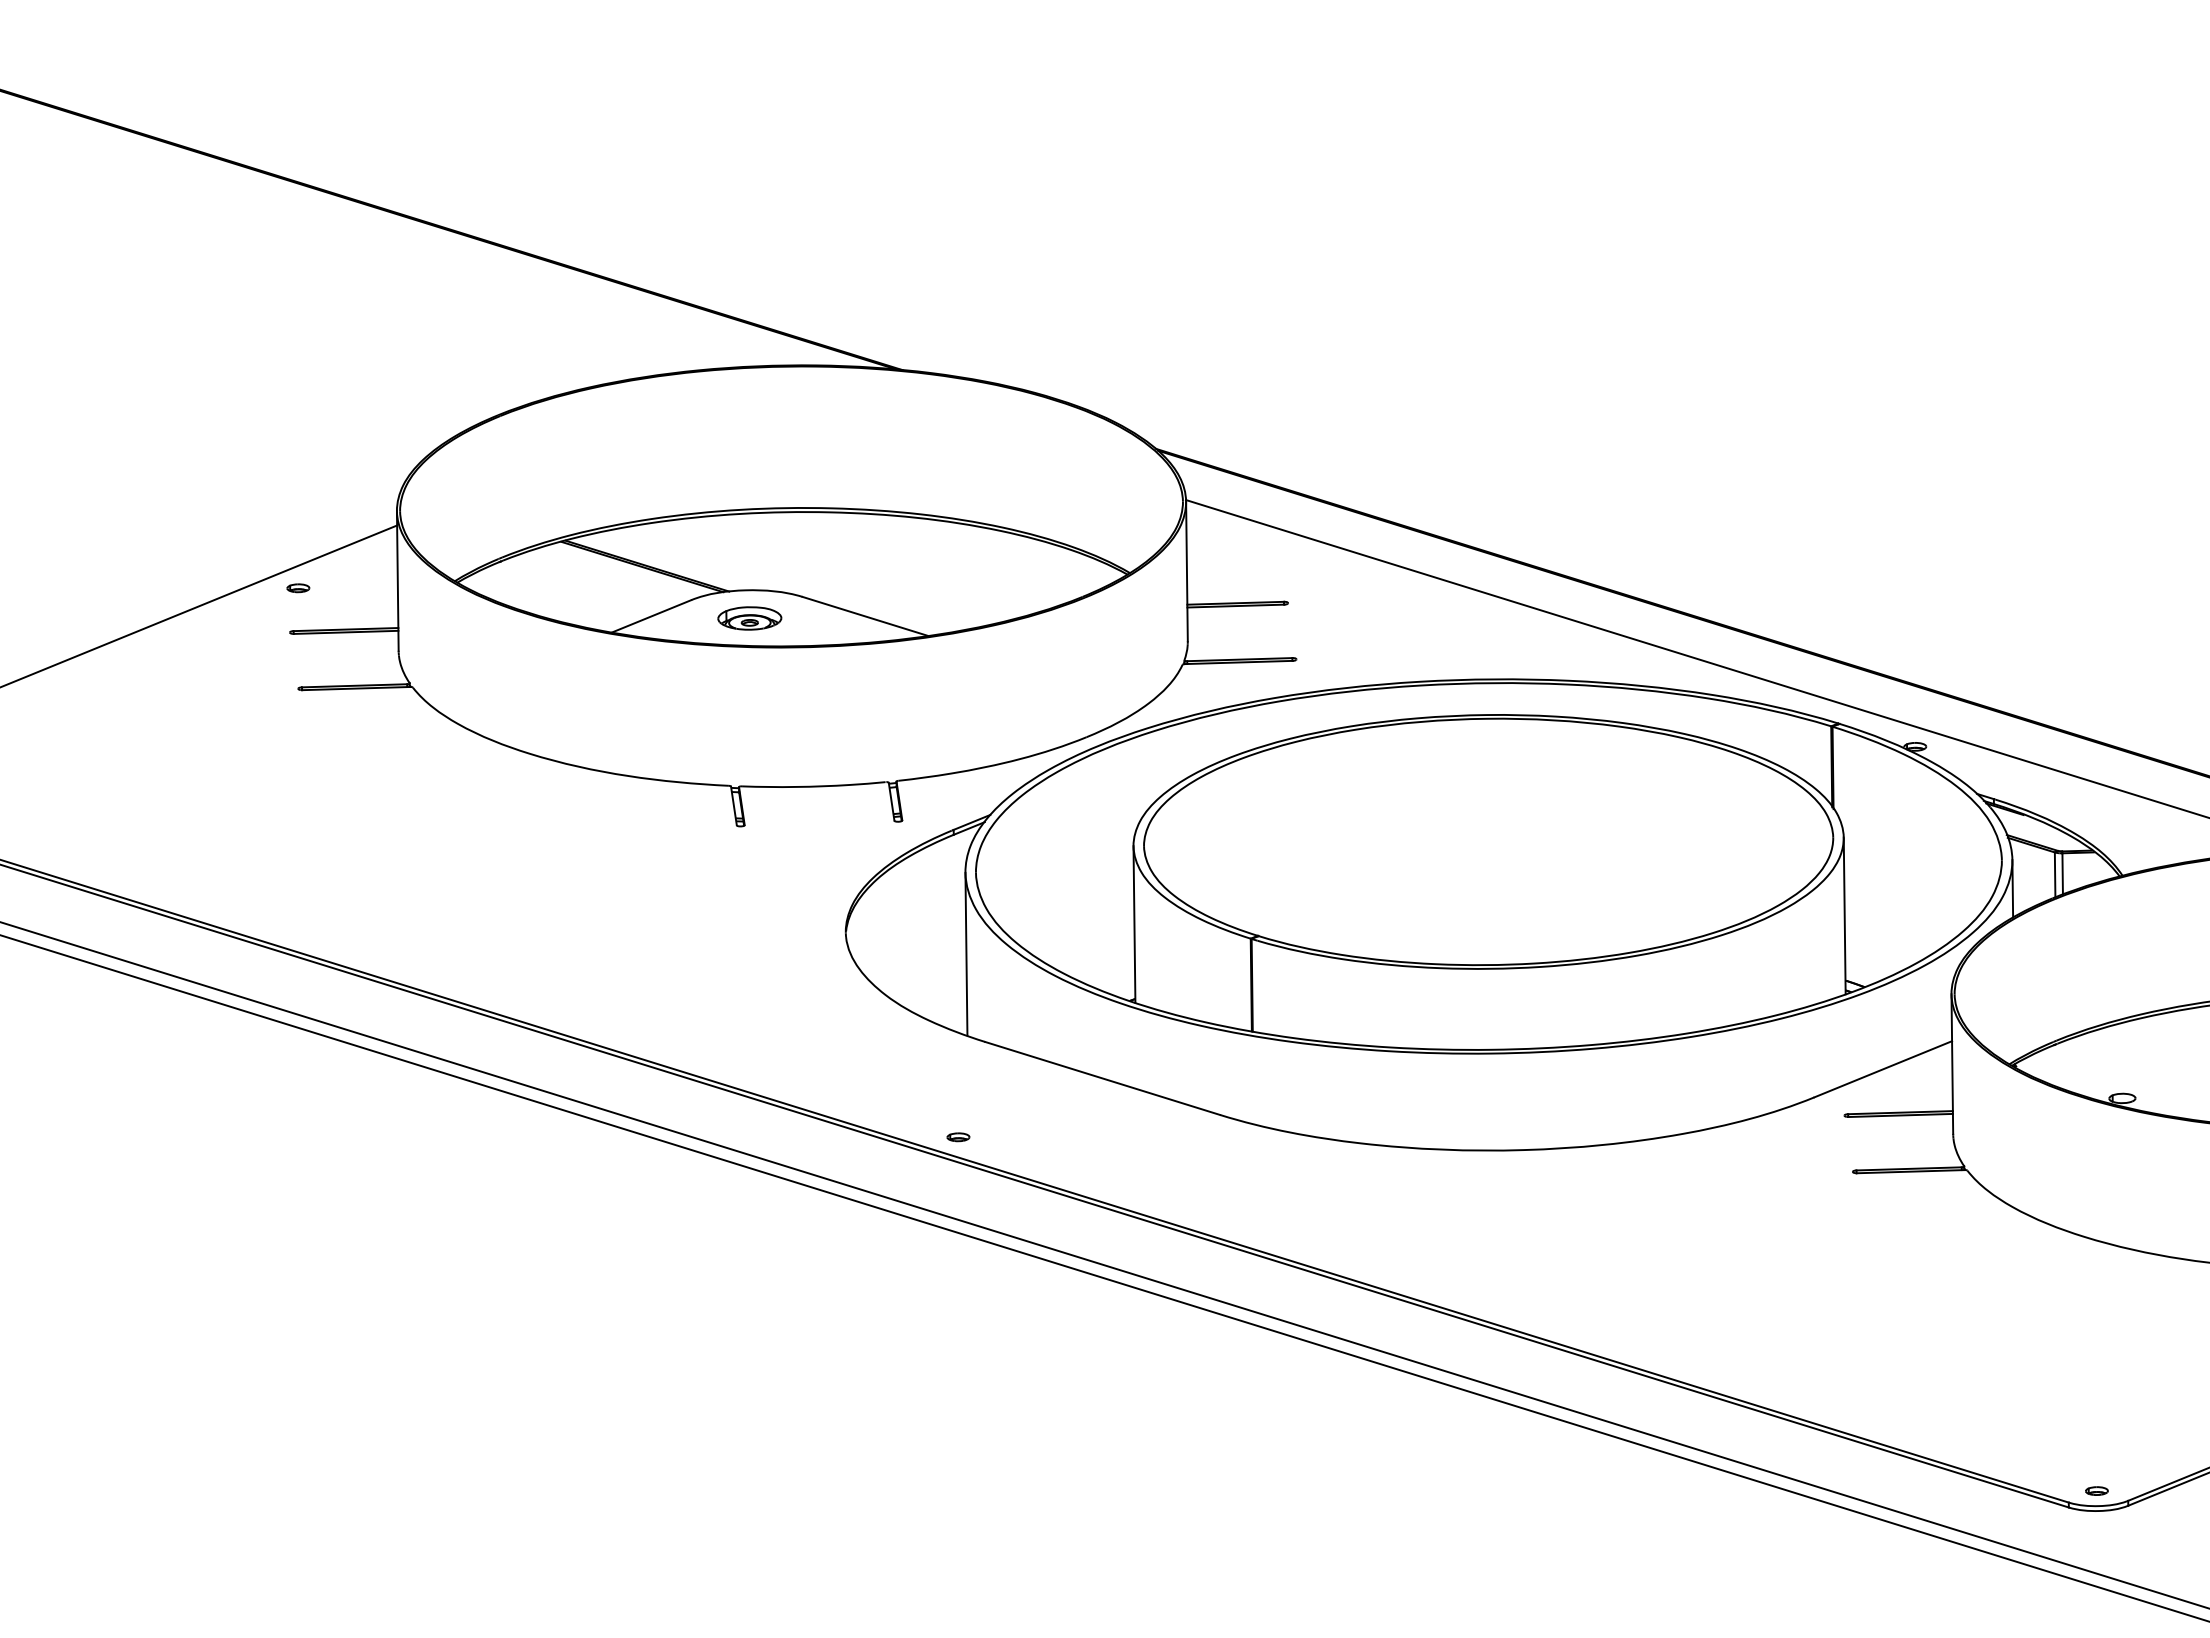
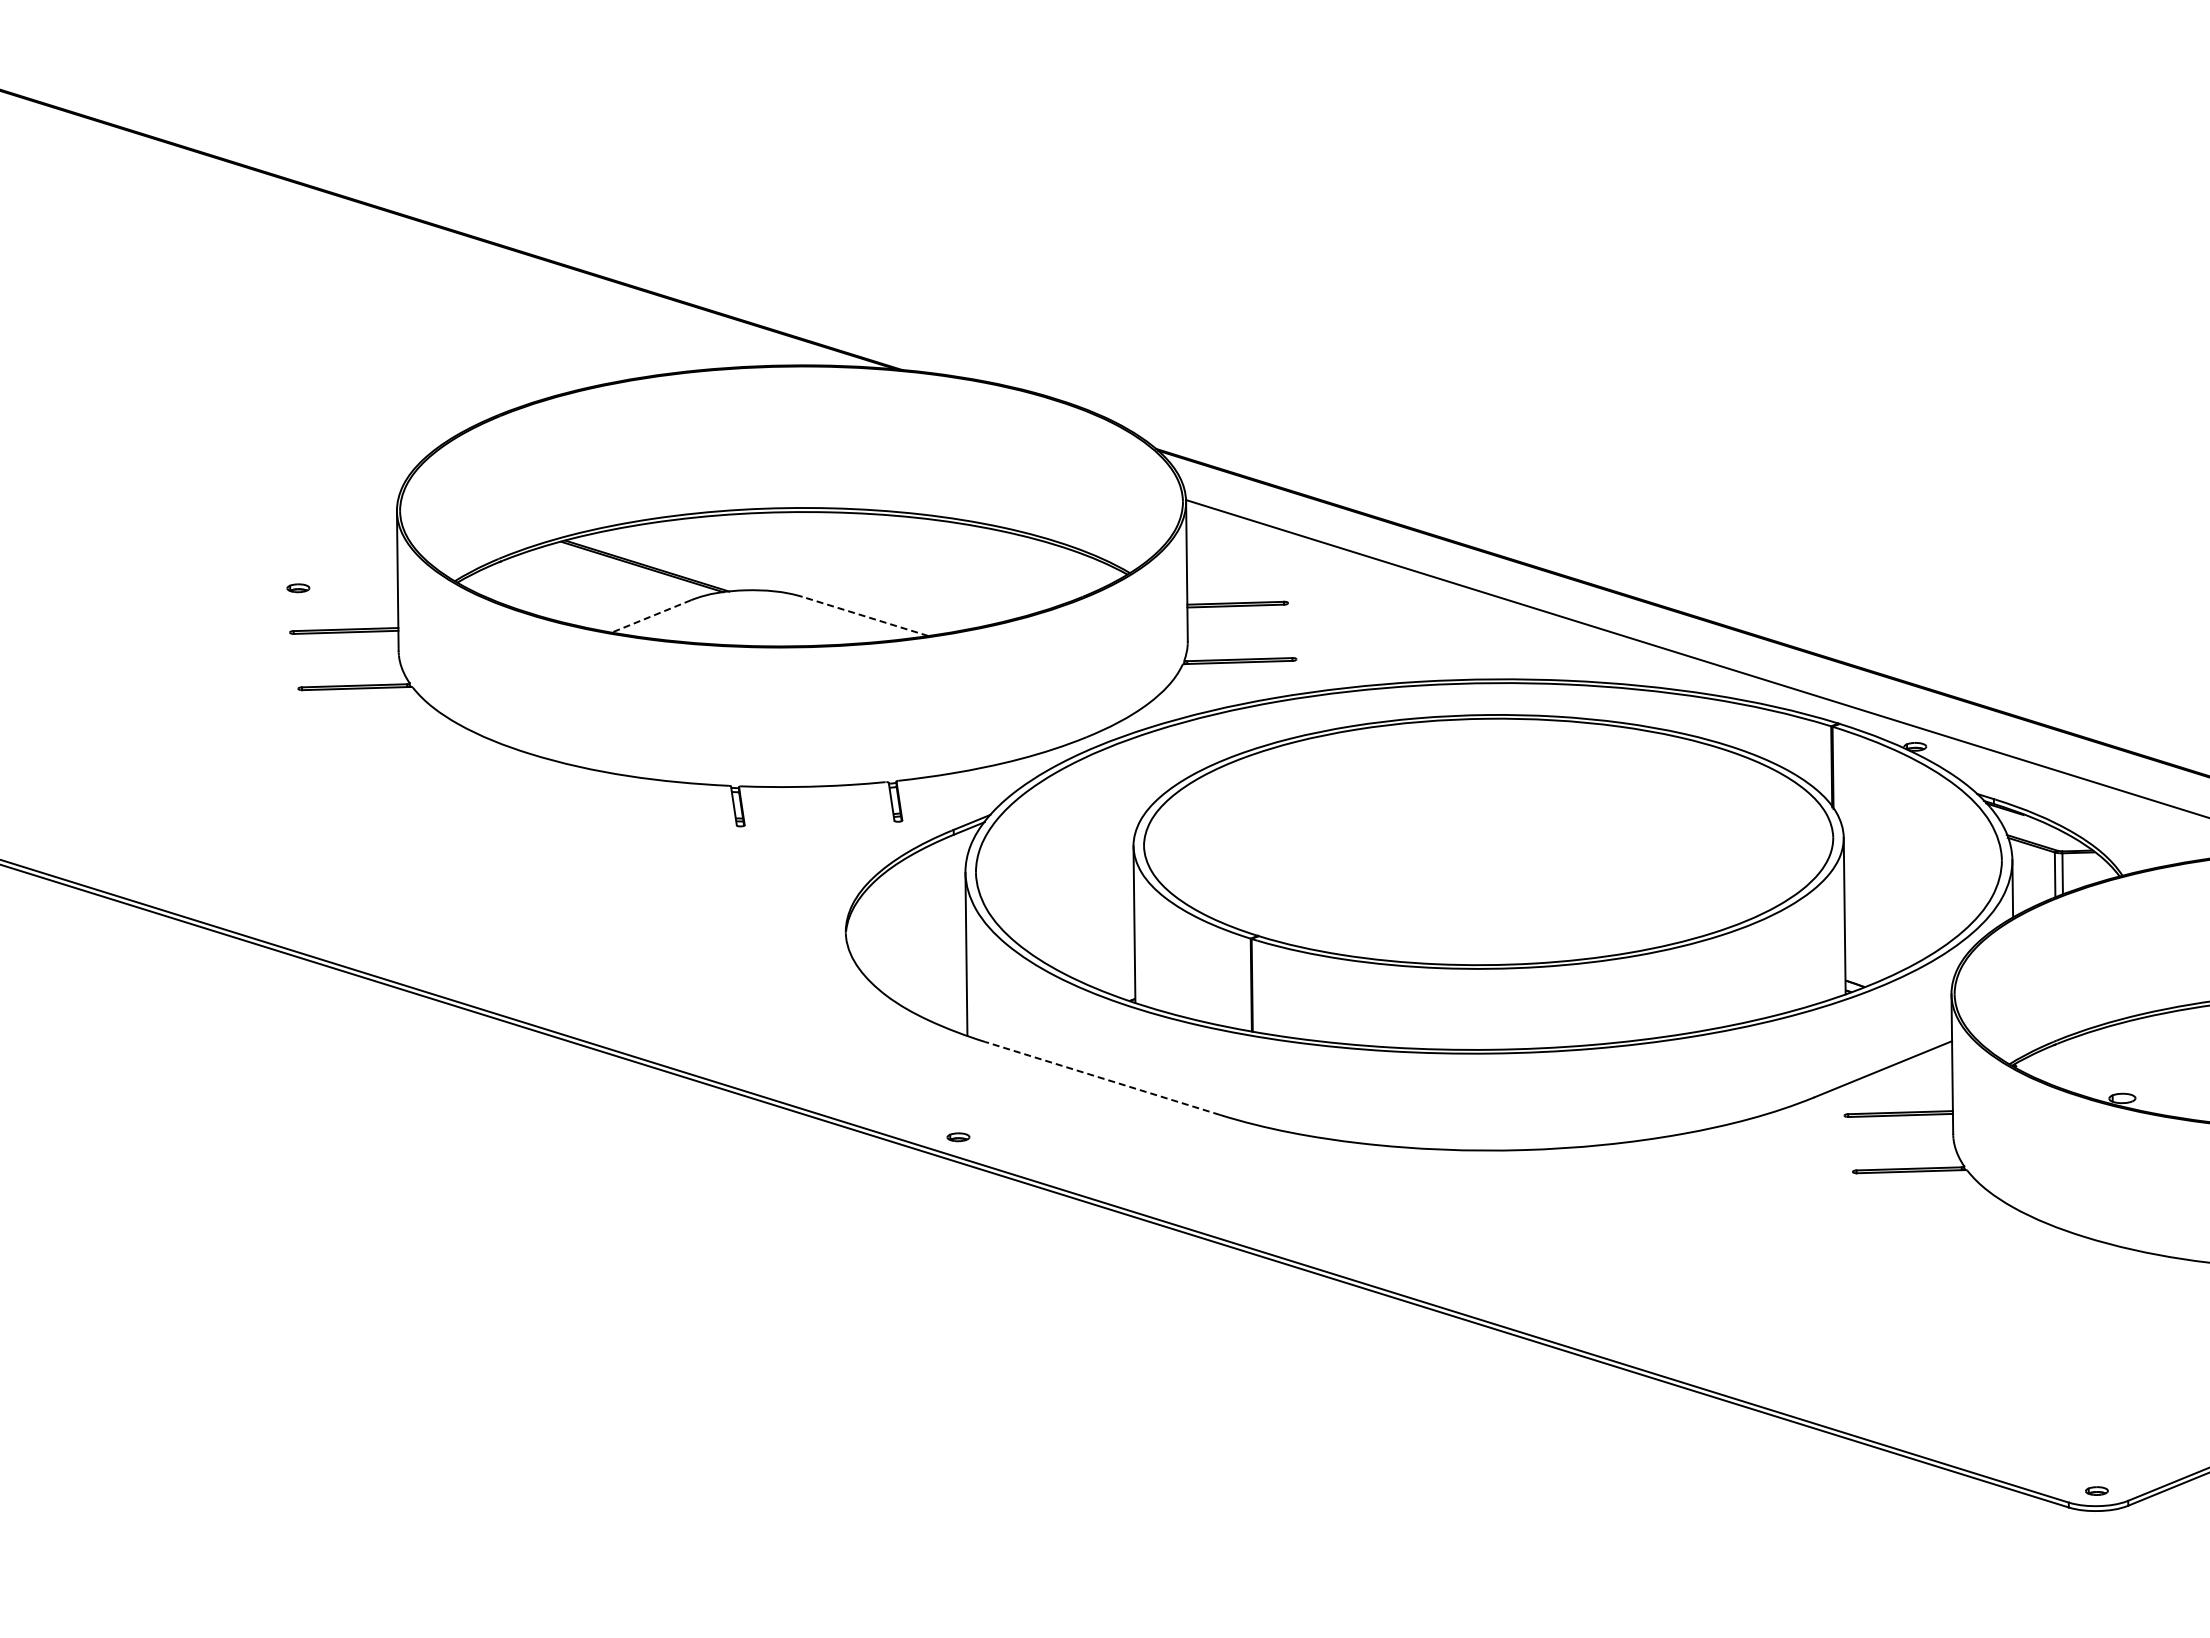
line: present -> none (199, 605)
line: solid -> dashed (651, 616)
line: solid -> dashed (865, 616)
part: present -> none (749, 618)
line: solid -> dashed (1102, 1078)
line: present -> none (1104, 1264)
line: present -> none (1104, 1277)
